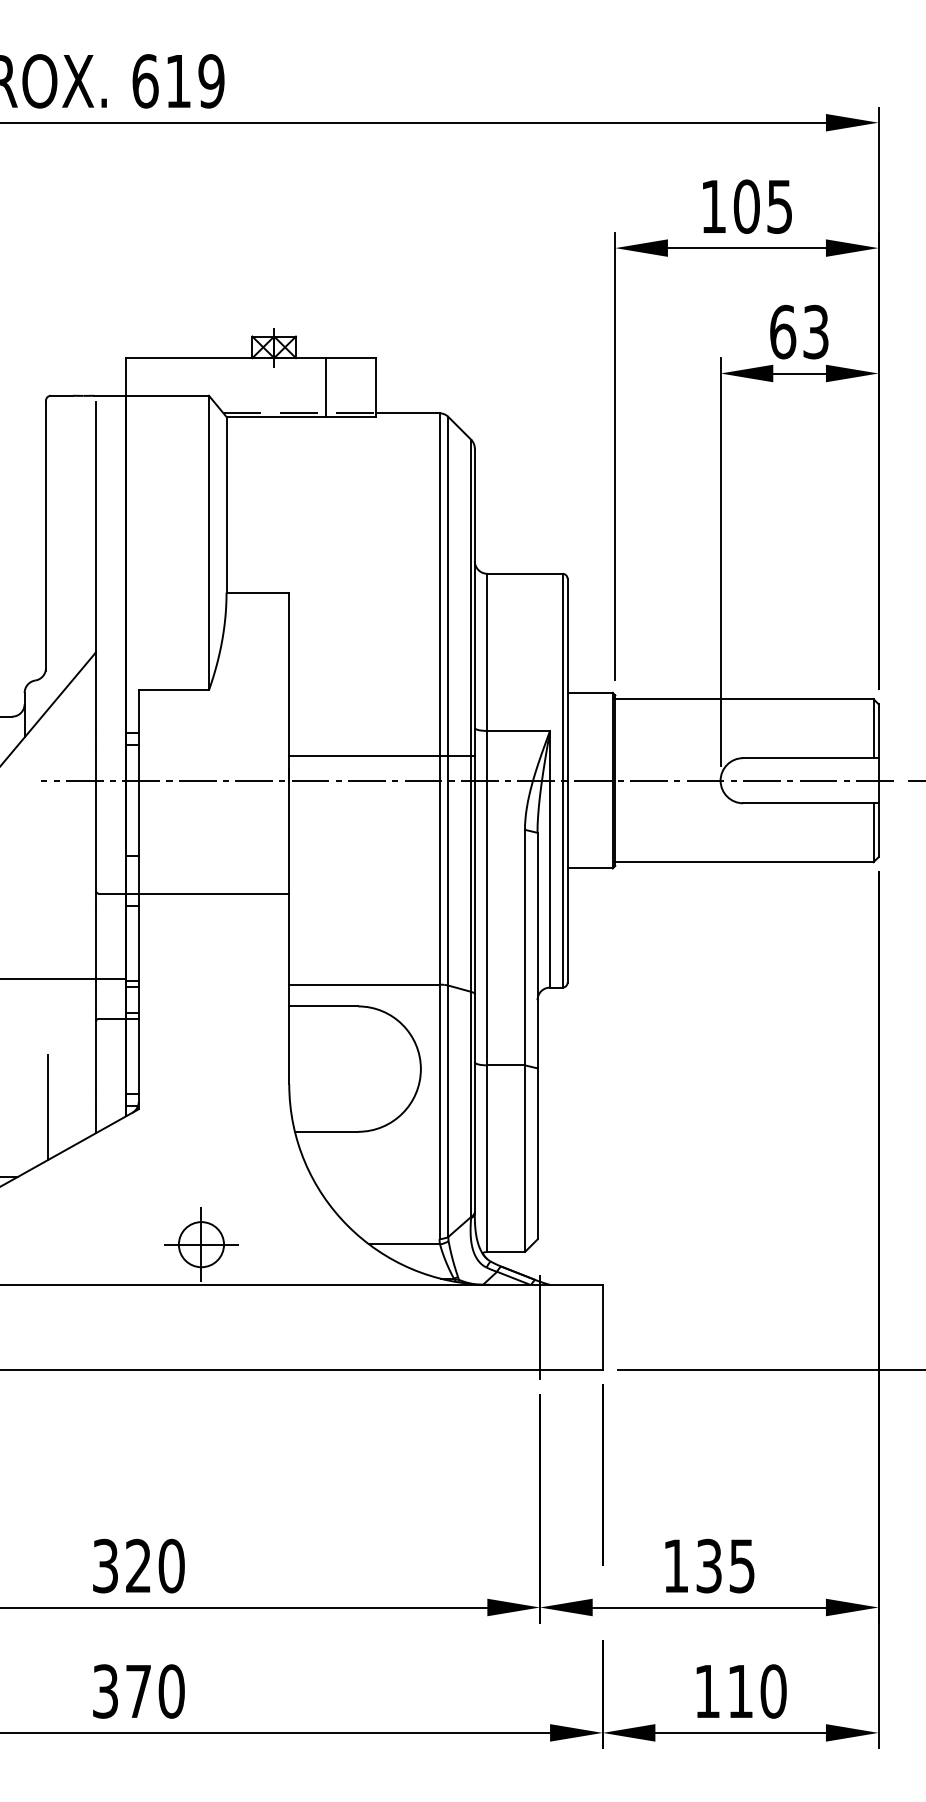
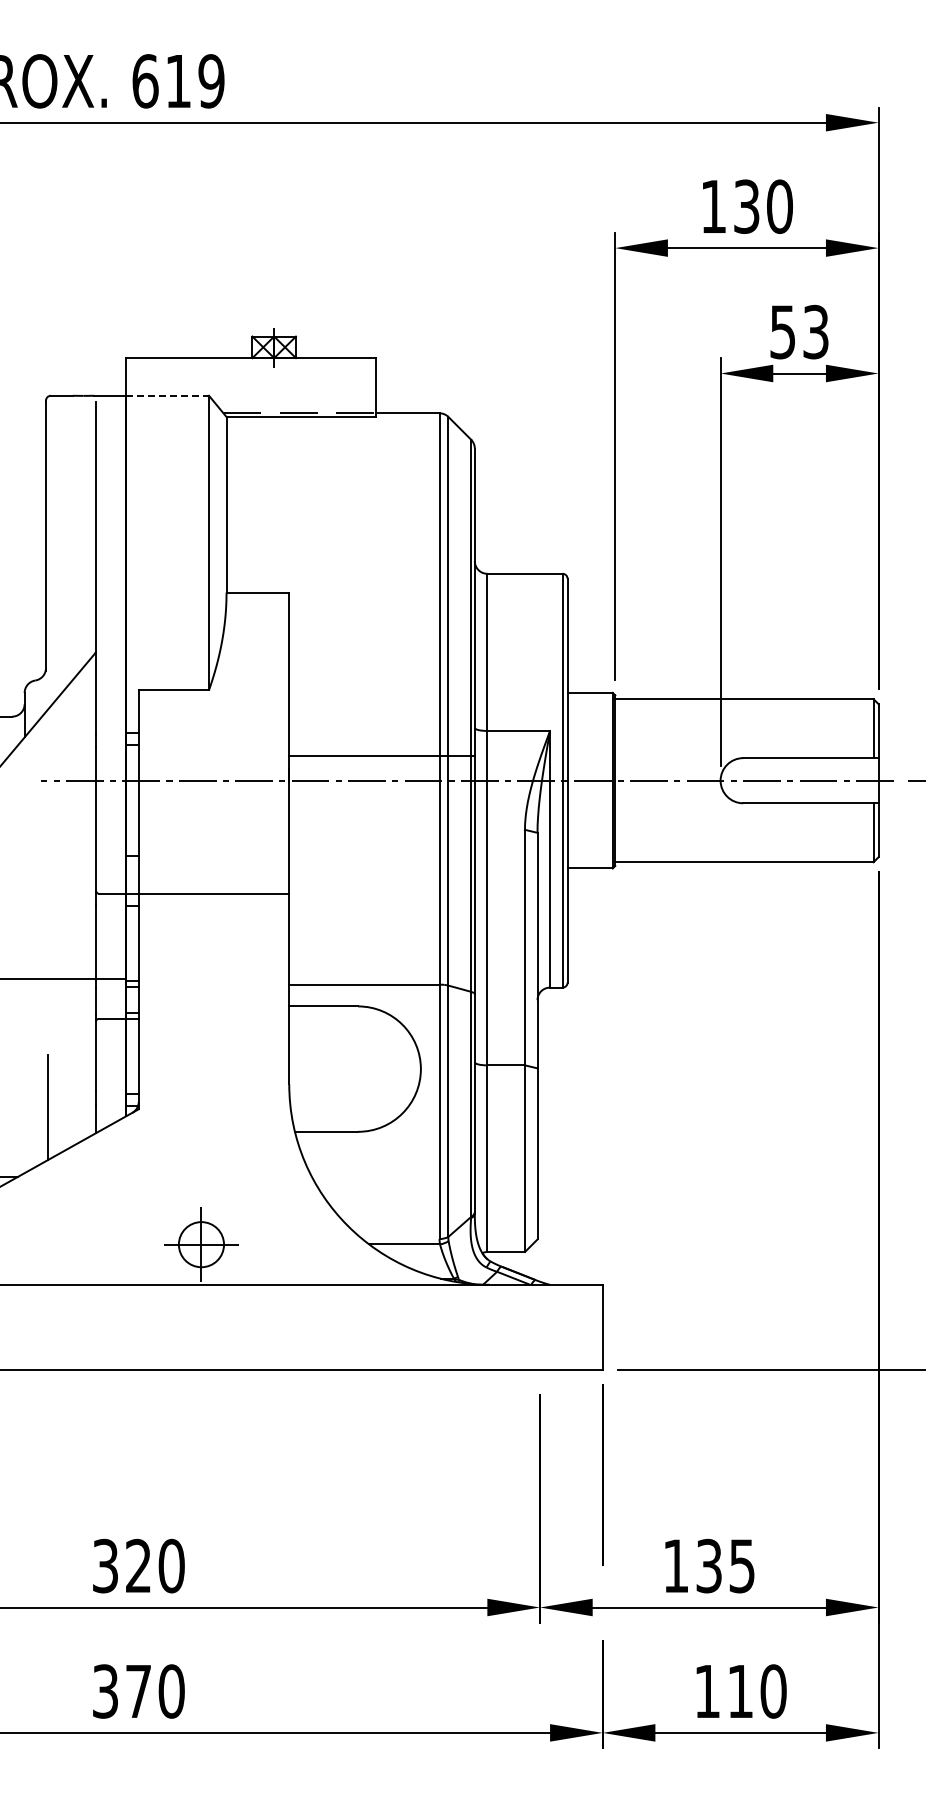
text: 105 -> 130 (763, 206)
text: 63 -> 53 (783, 331)
line: present -> none (325, 387)
line: solid -> dashed (168, 395)
line: present -> none (540, 1327)
